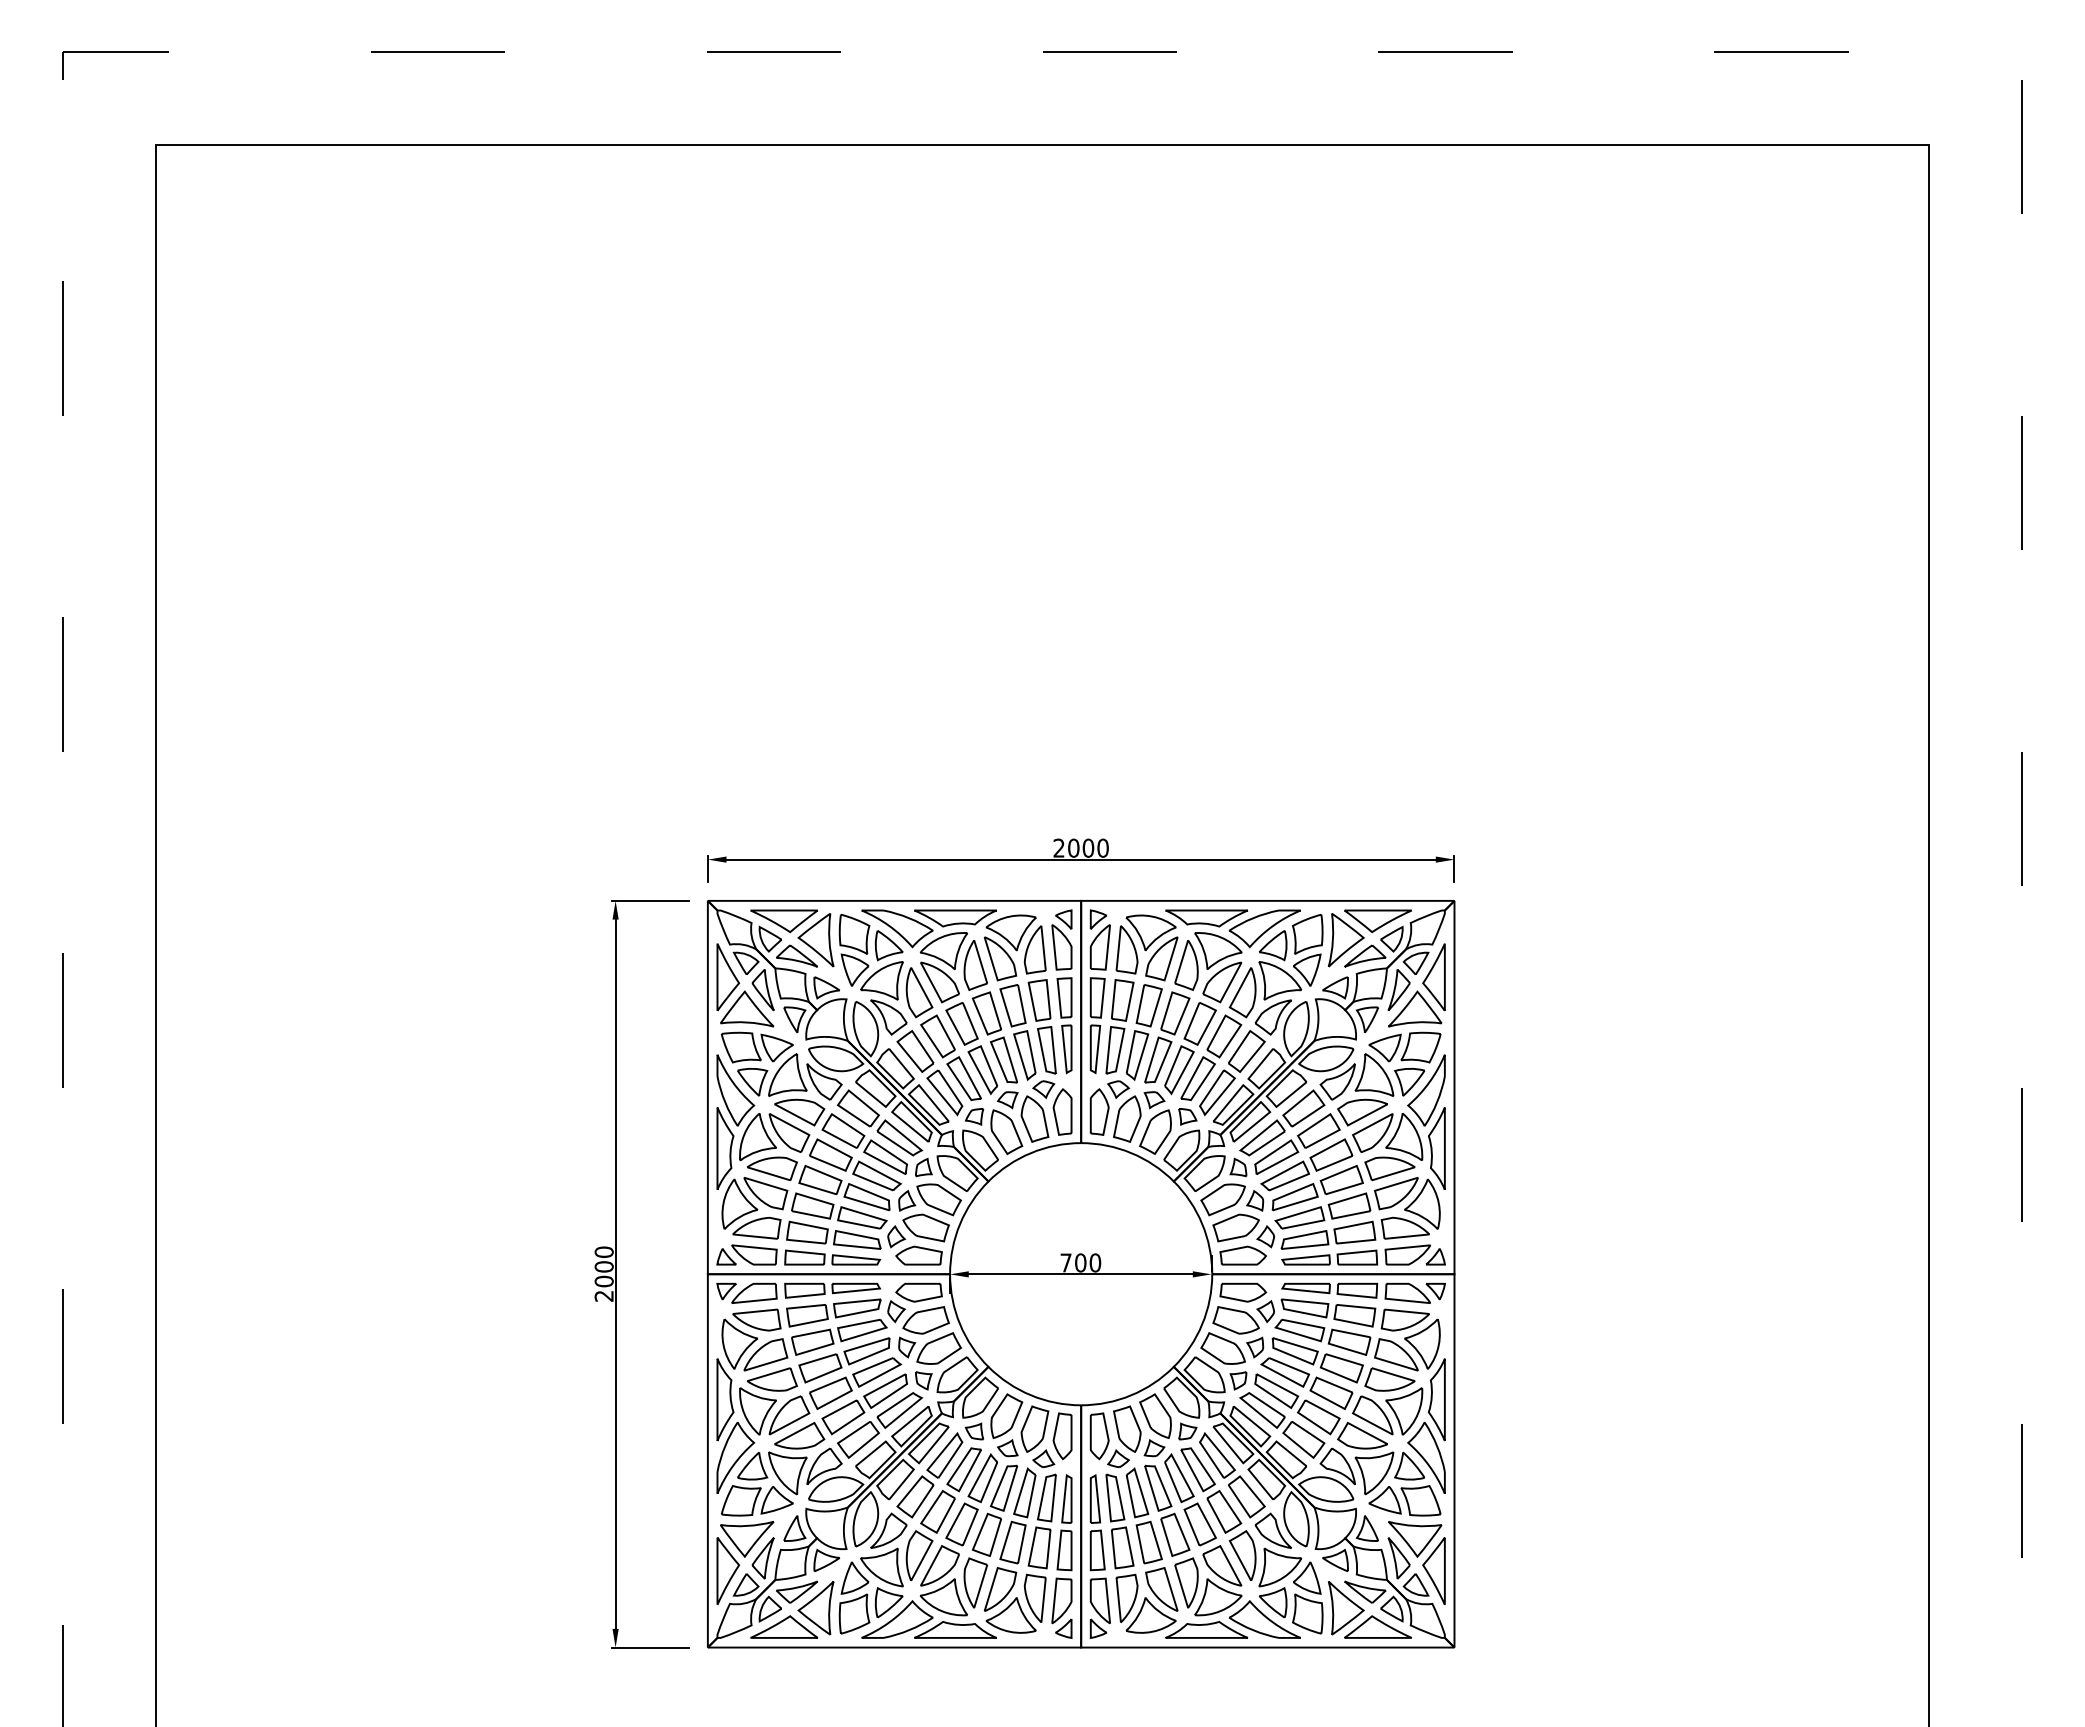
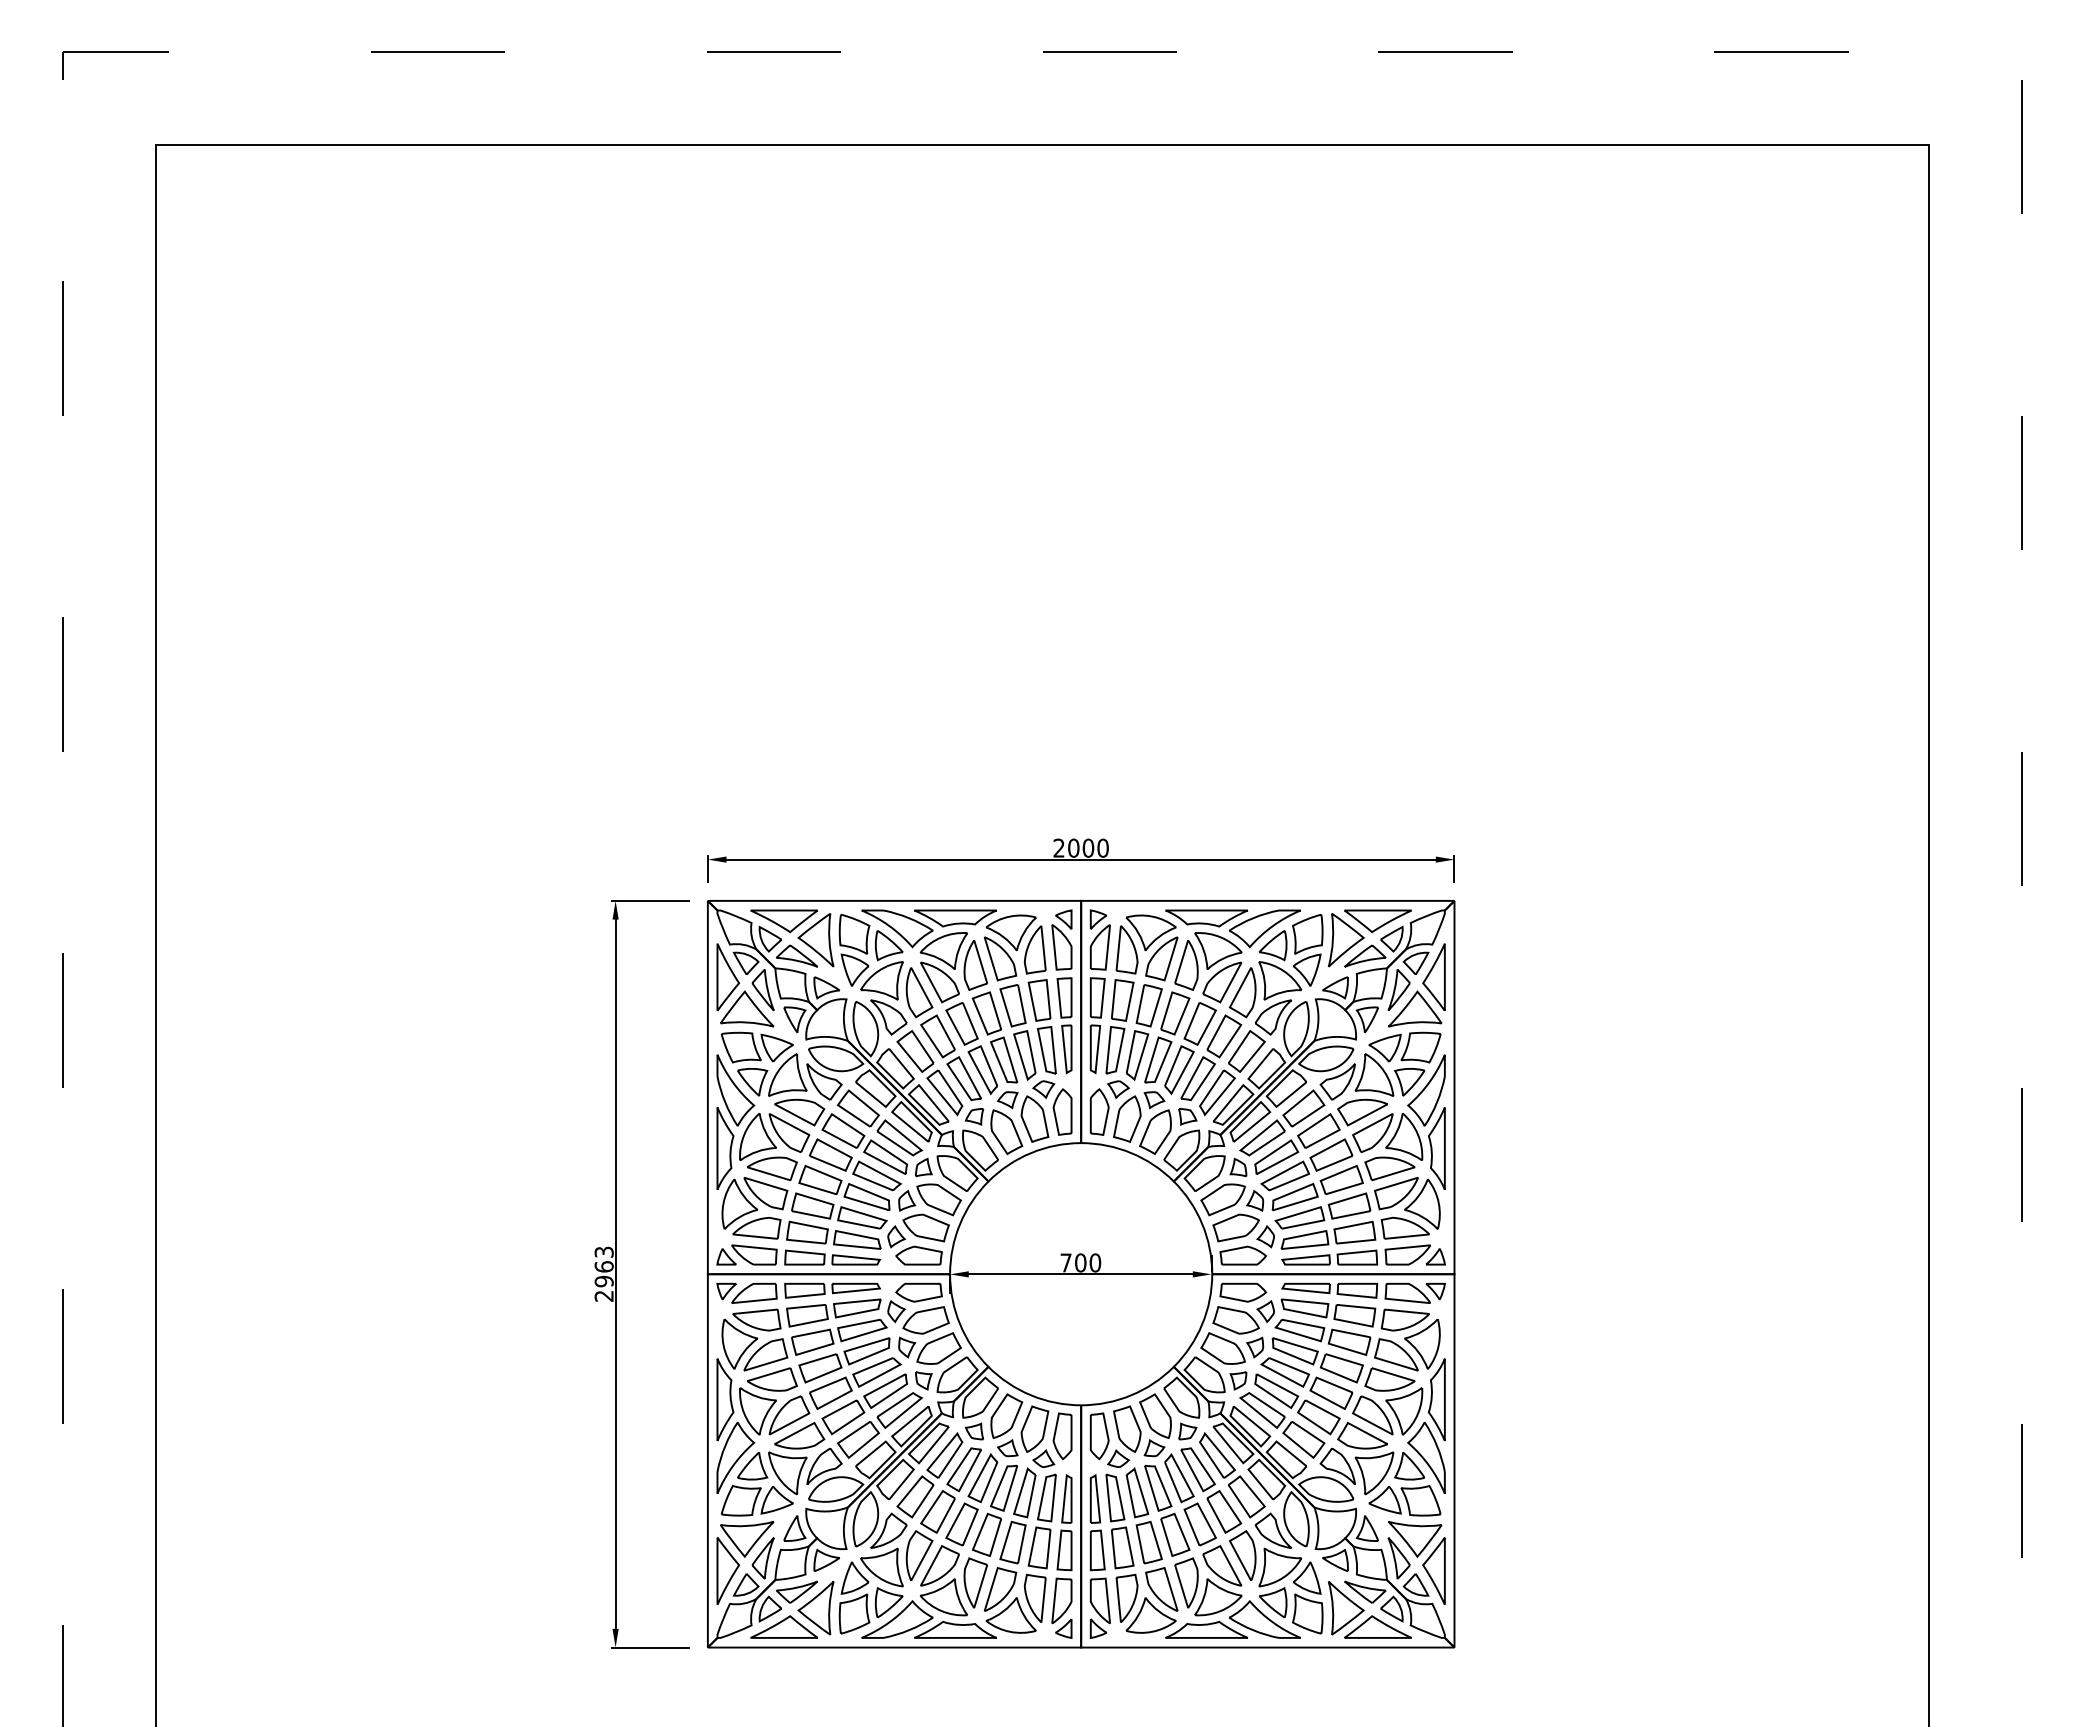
text: 2000 -> 2963 (603, 1266)
